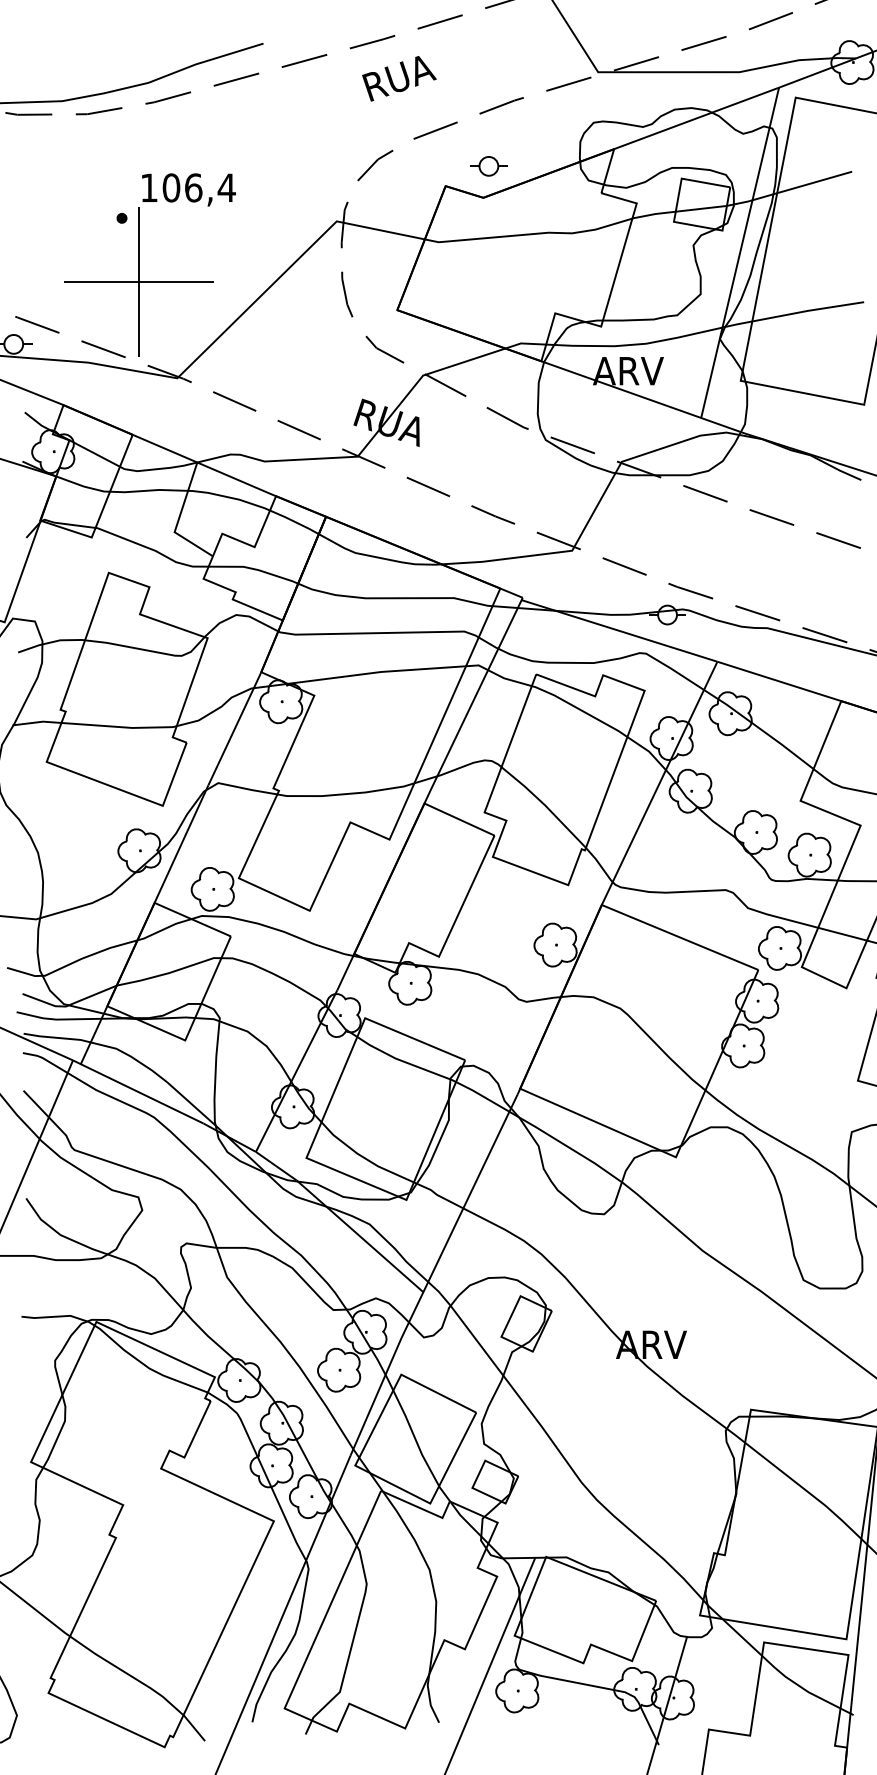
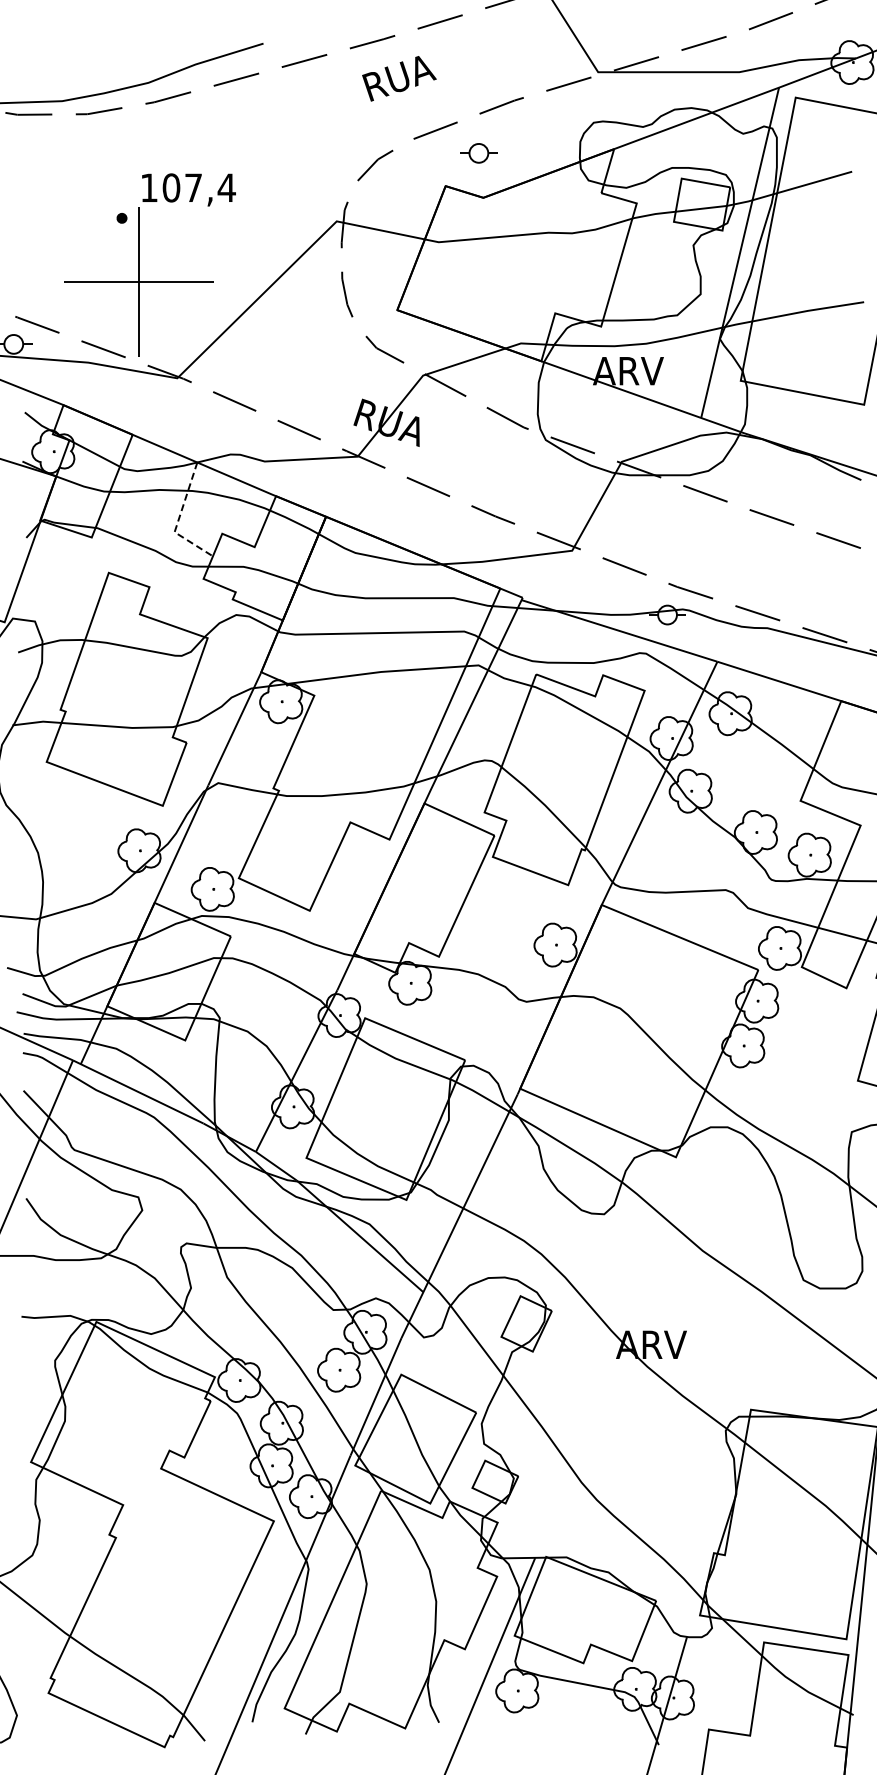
part position: (488, 166) -> (478, 153) (478, 153)
text: 106,4 -> 107,4 (193, 187)
line: solid -> dashed (178, 519)
